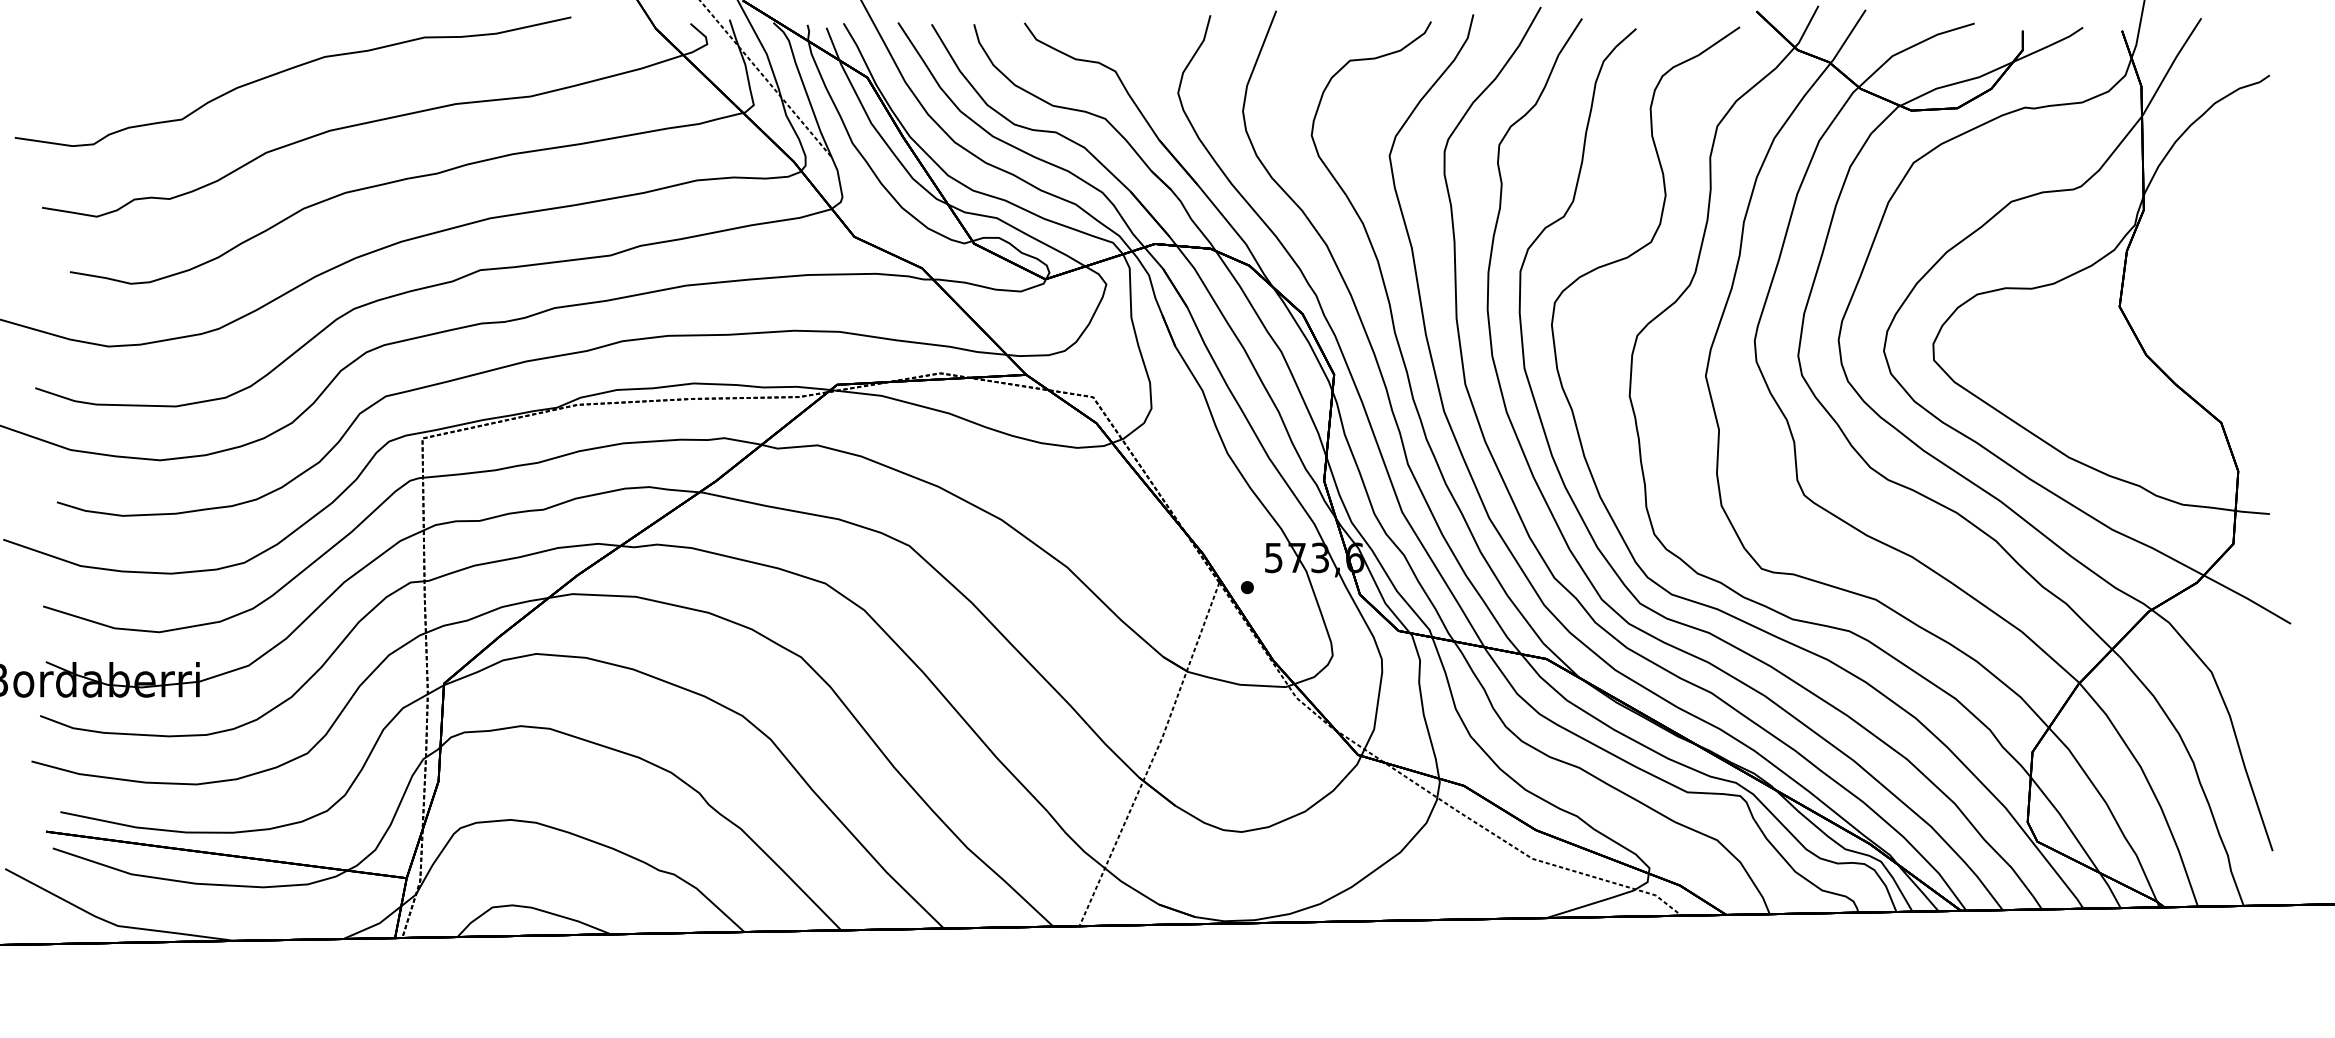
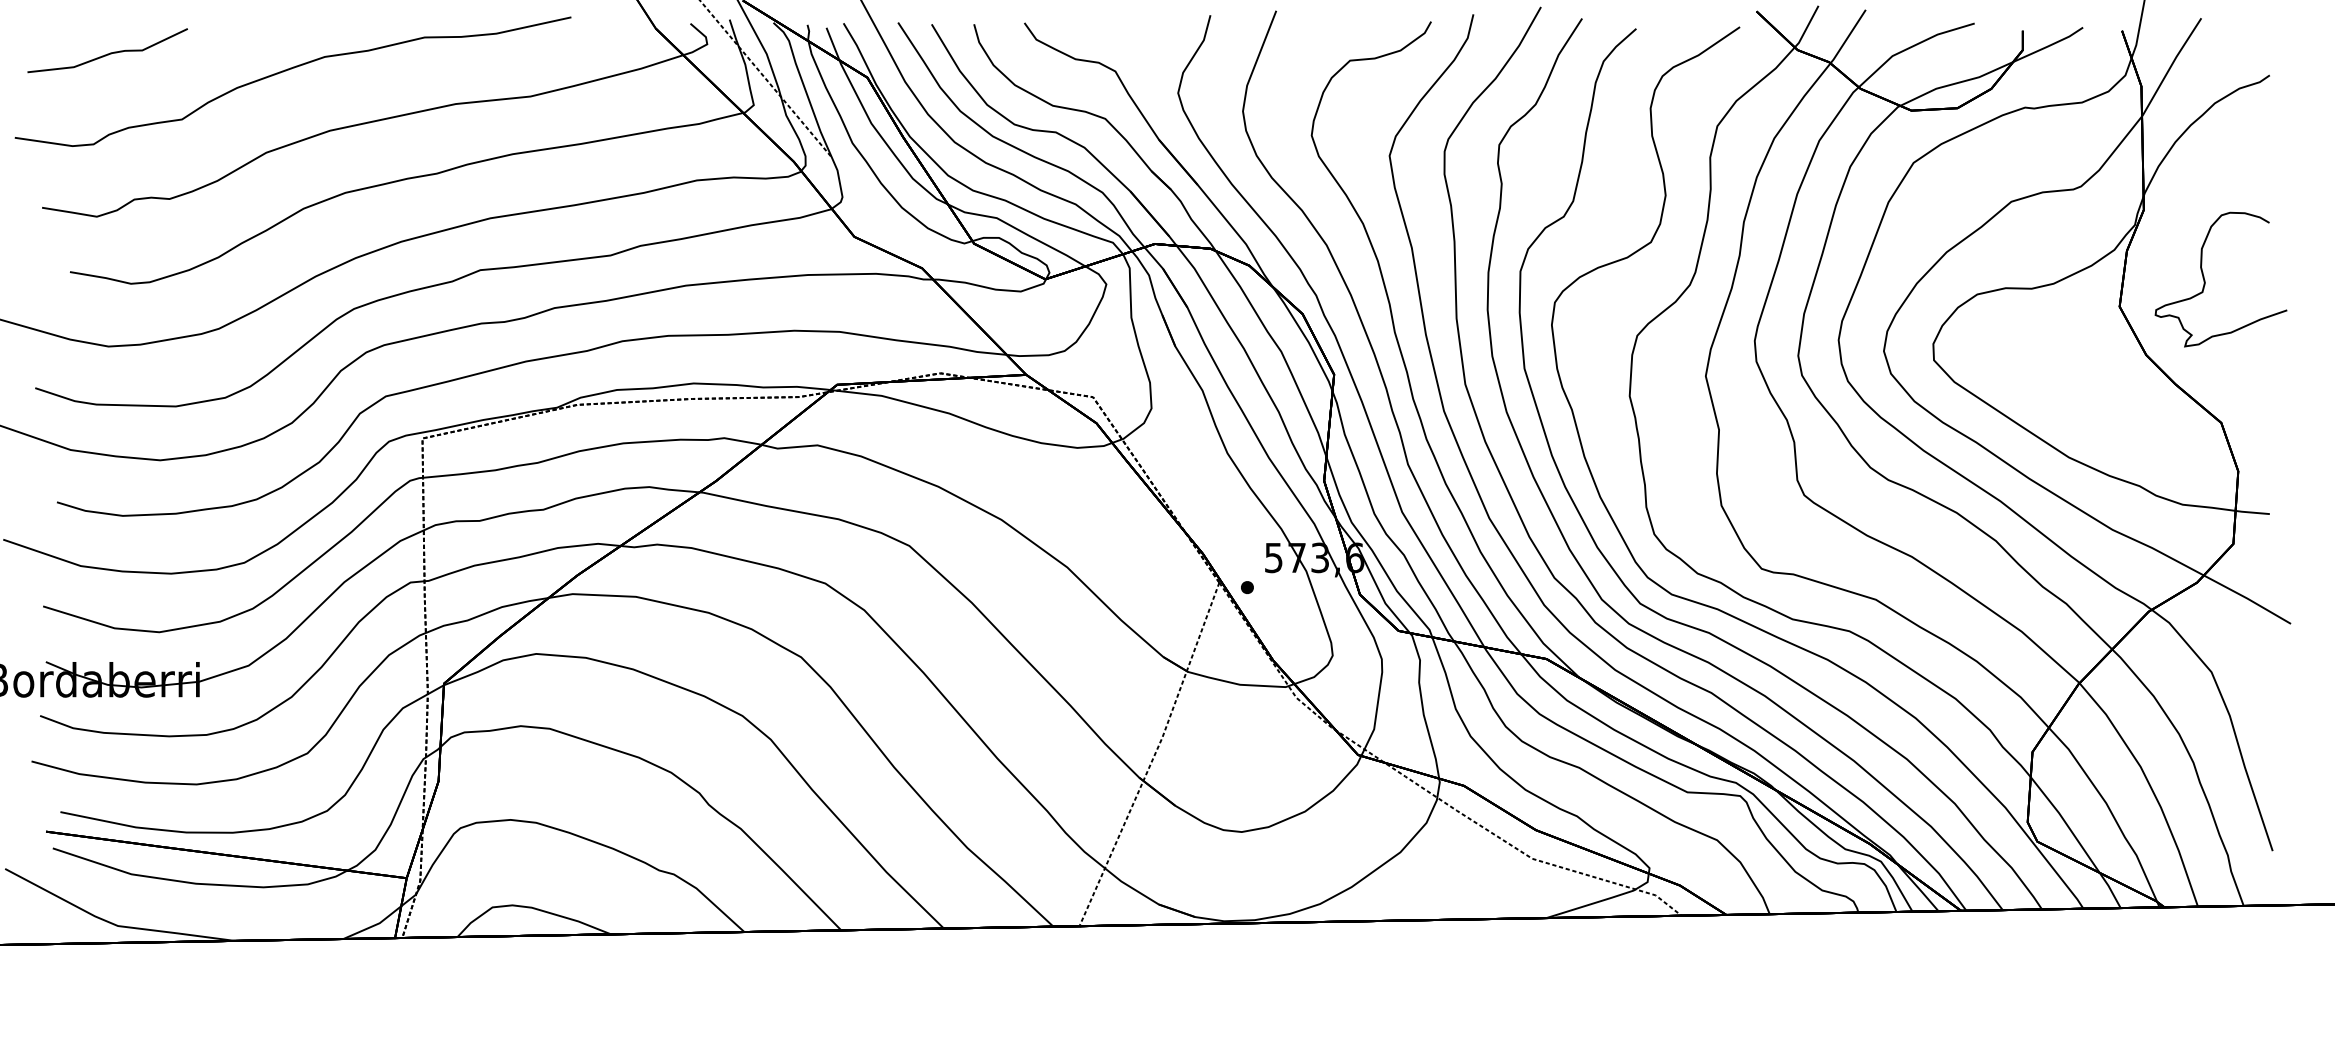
curve: none -> present (107, 53)
curve: none -> present (2205, 280)
